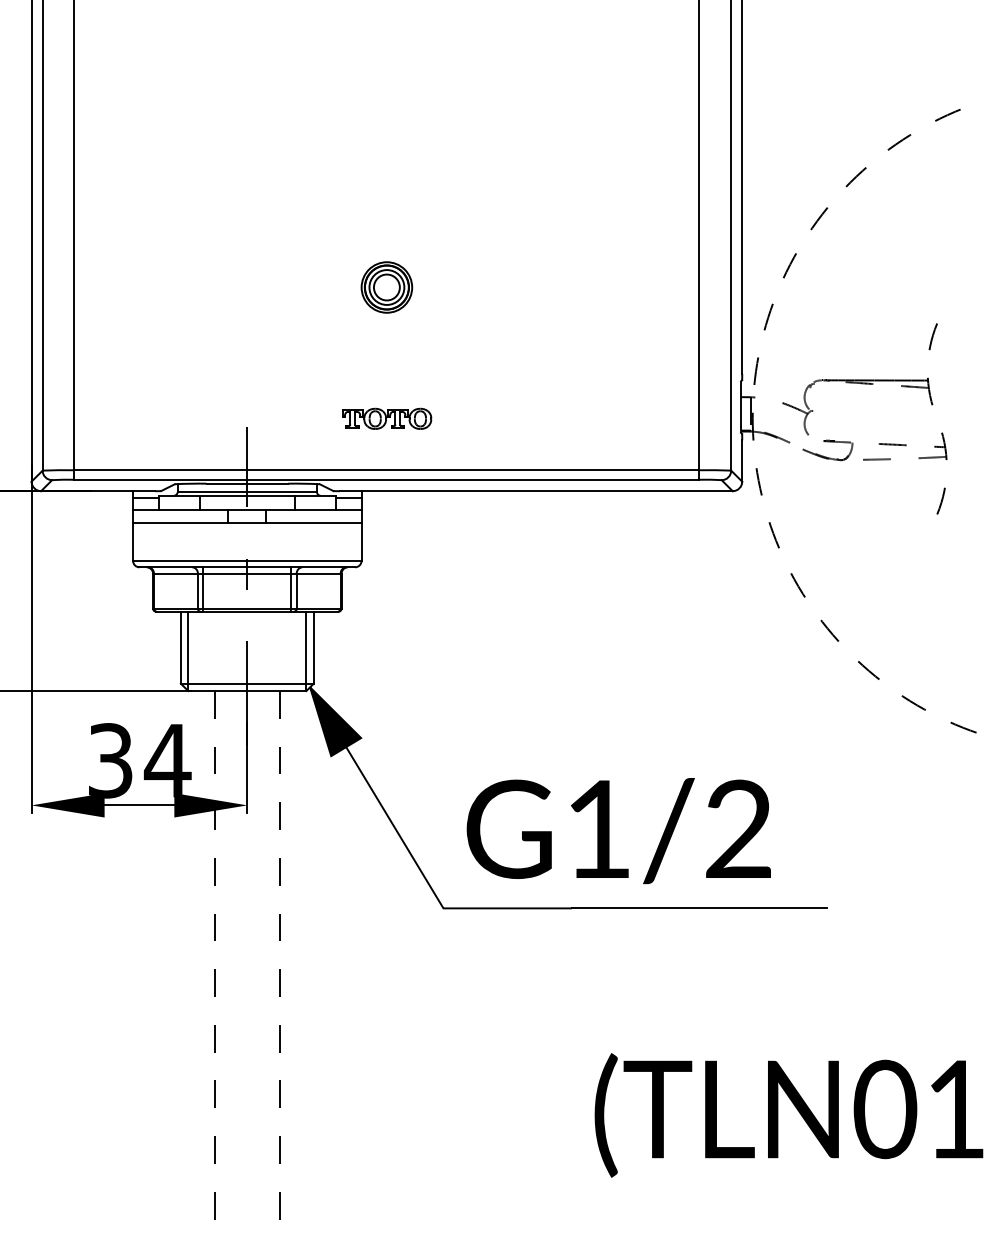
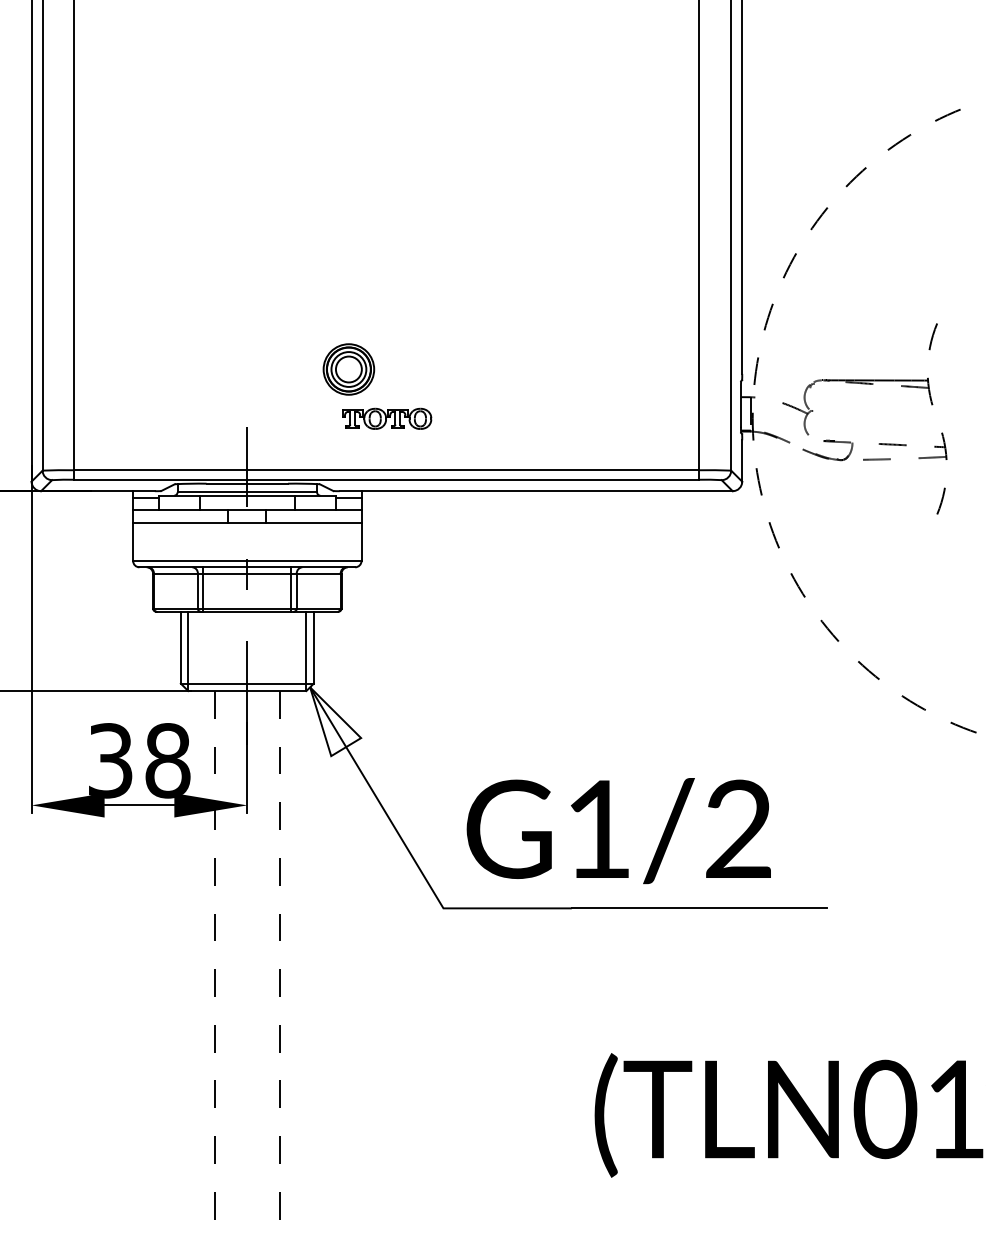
part position: (386, 287) -> (348, 369) (348, 369)
fill: present -> none (335, 721)
text: 34 -> 38 (167, 760)
